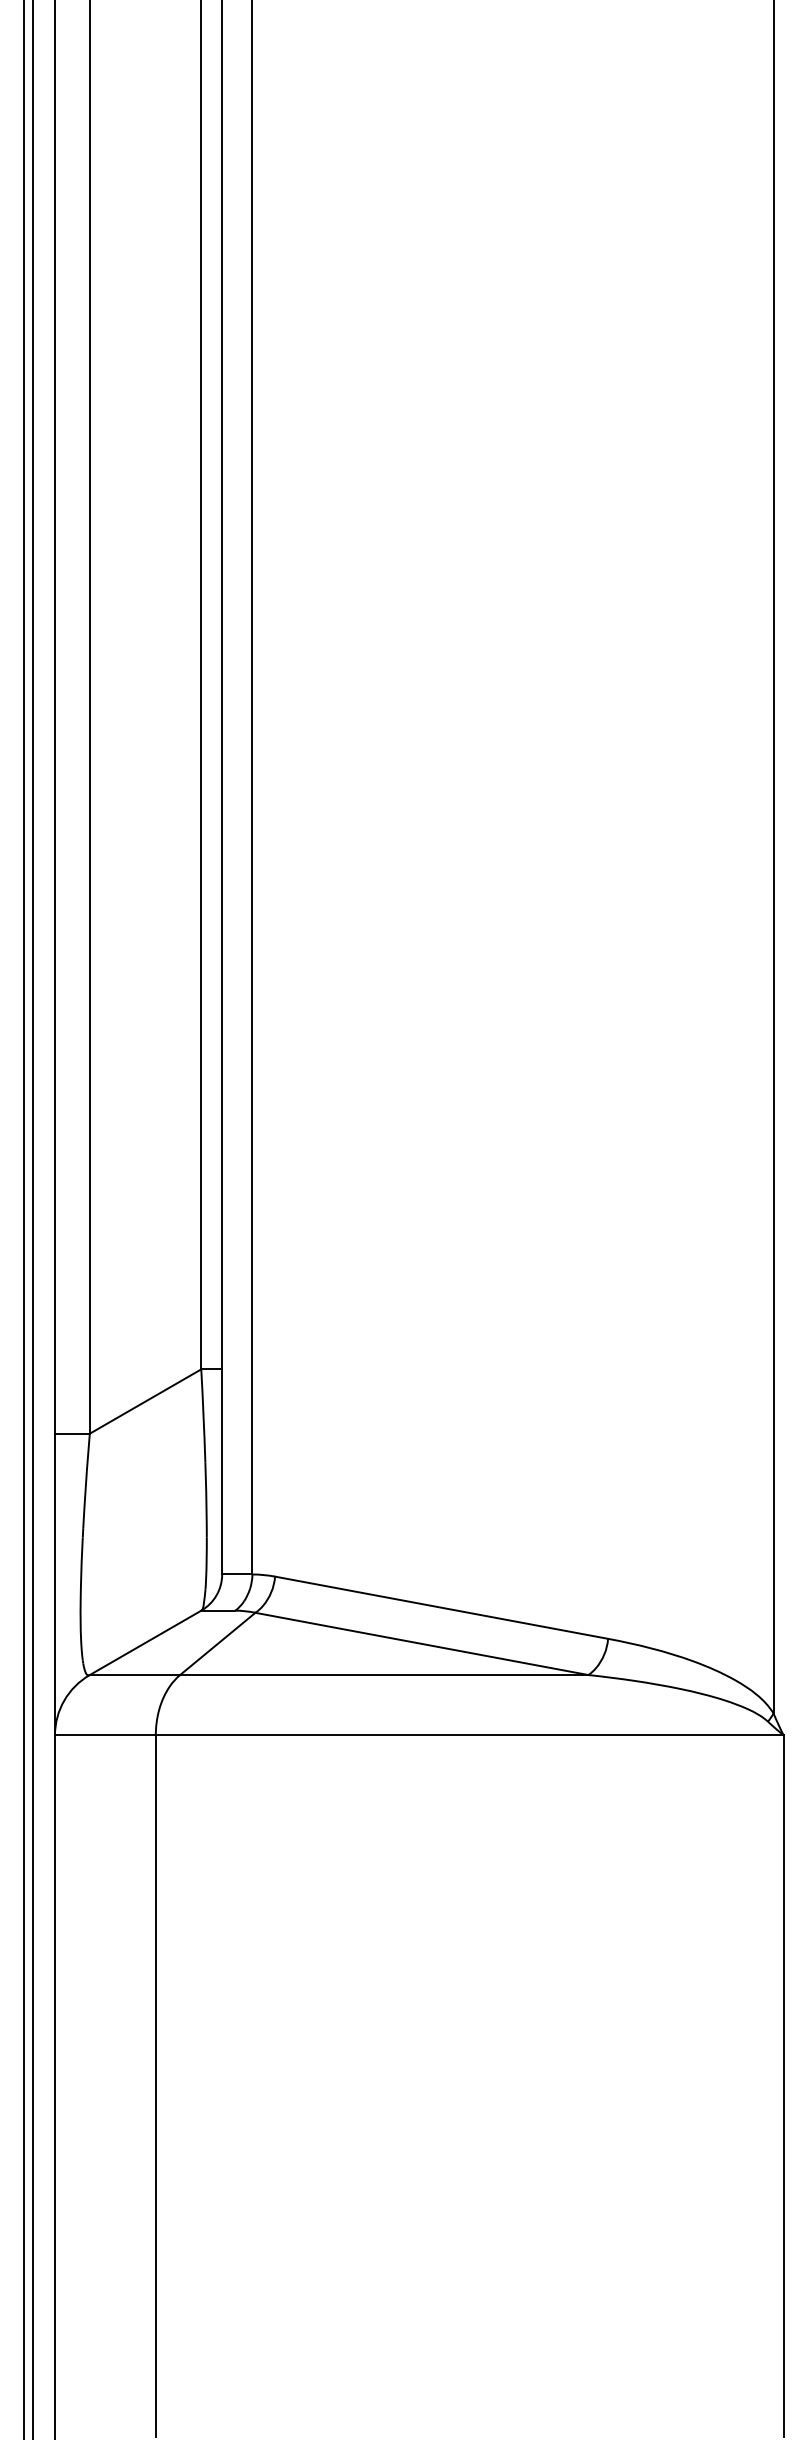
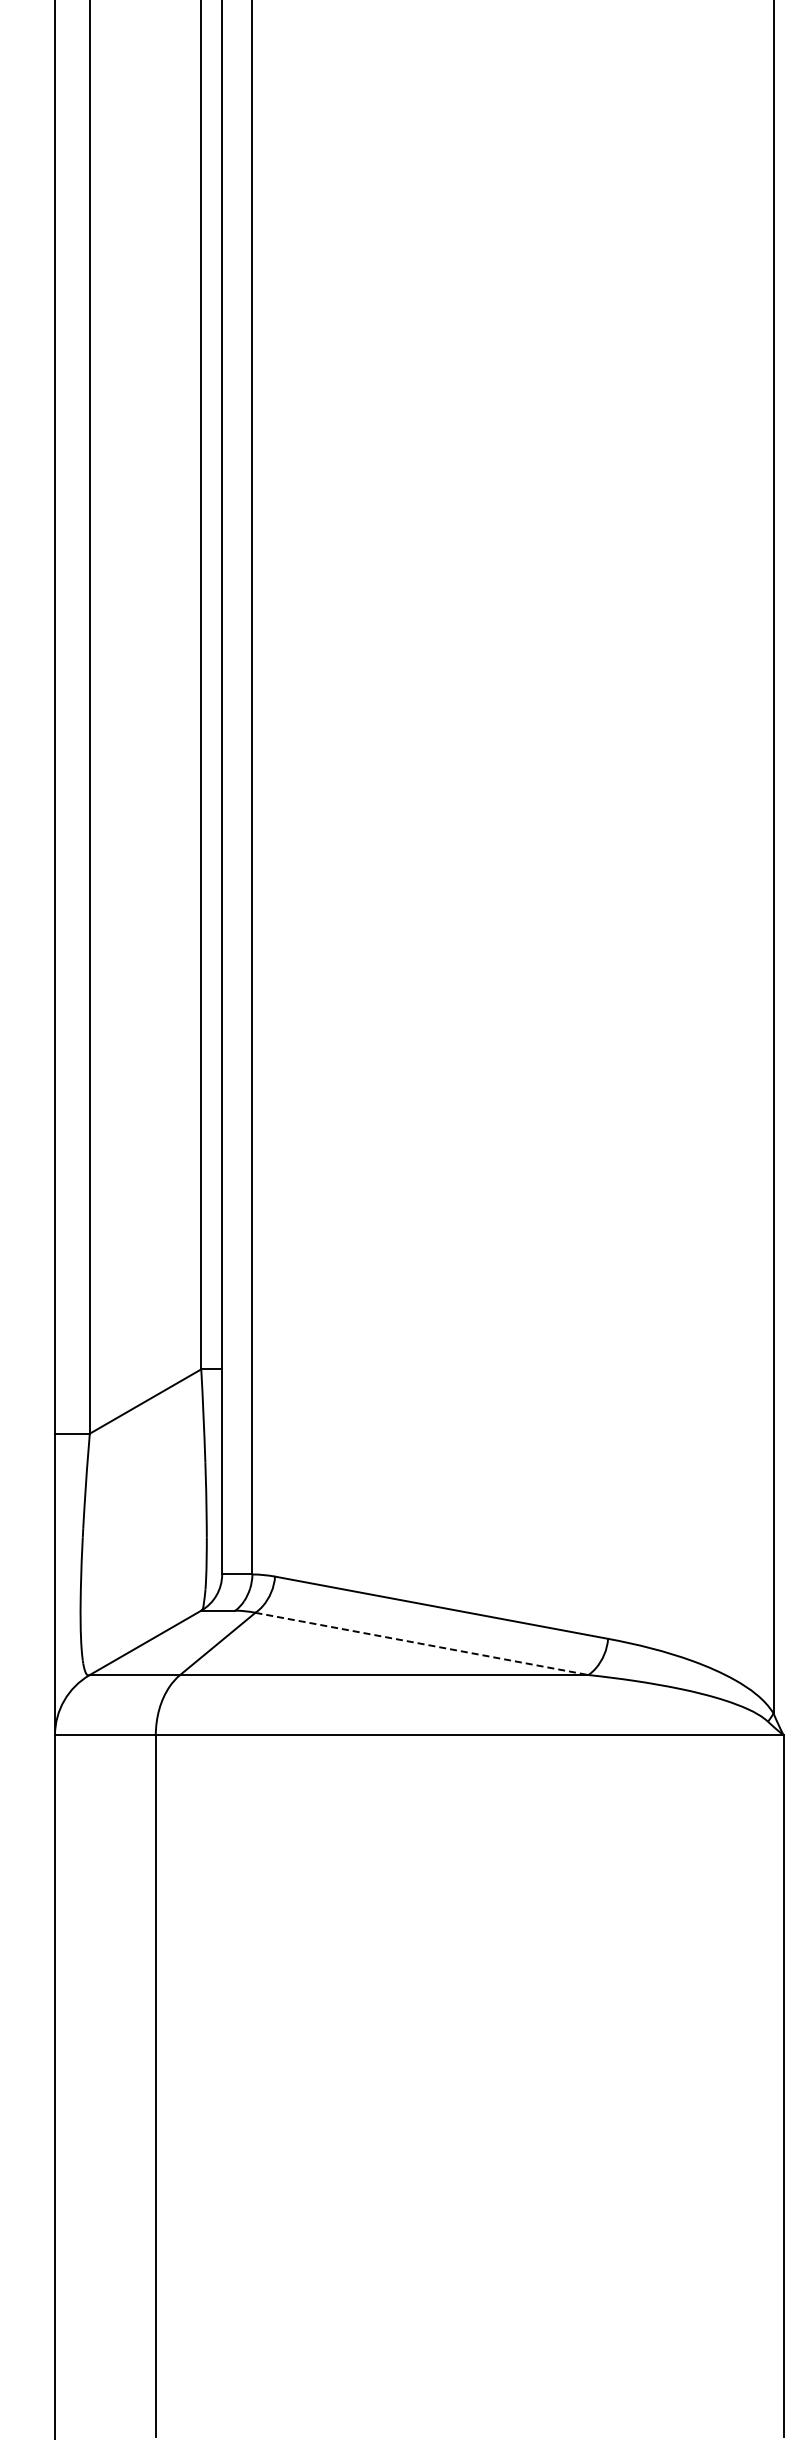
line: present -> none (24, 1219)
line: present -> none (32, 1219)
line: solid -> dashed (422, 1644)
